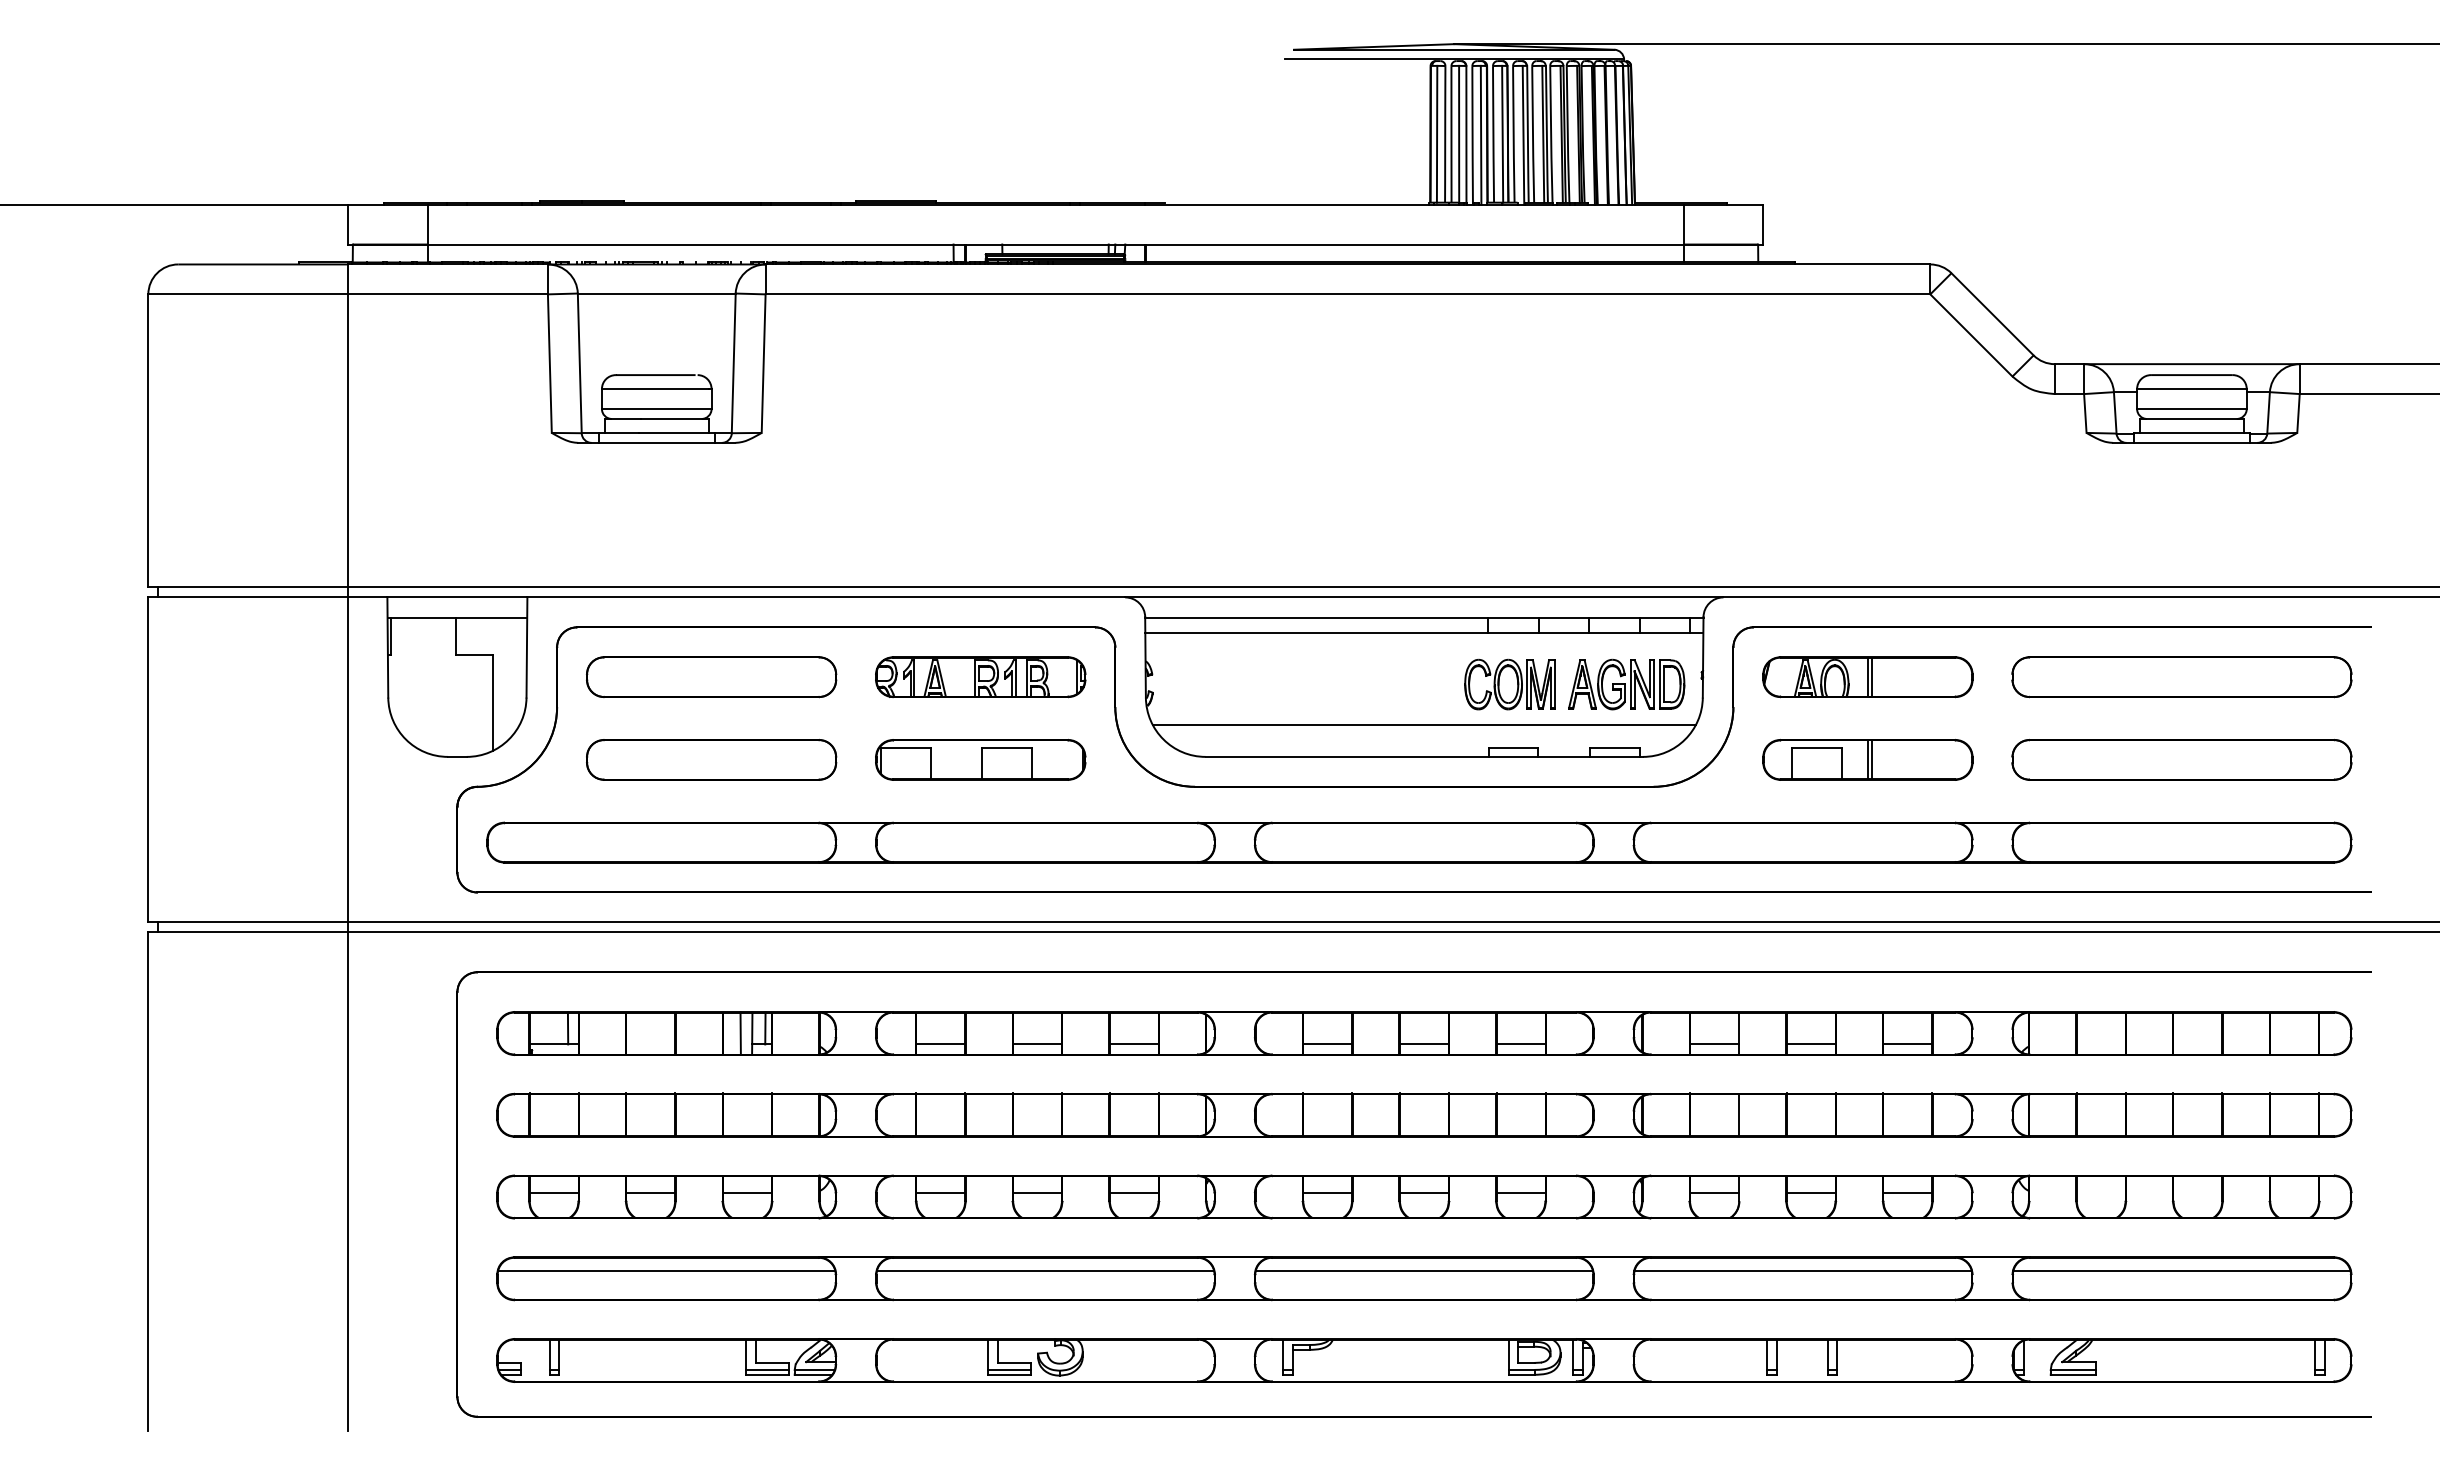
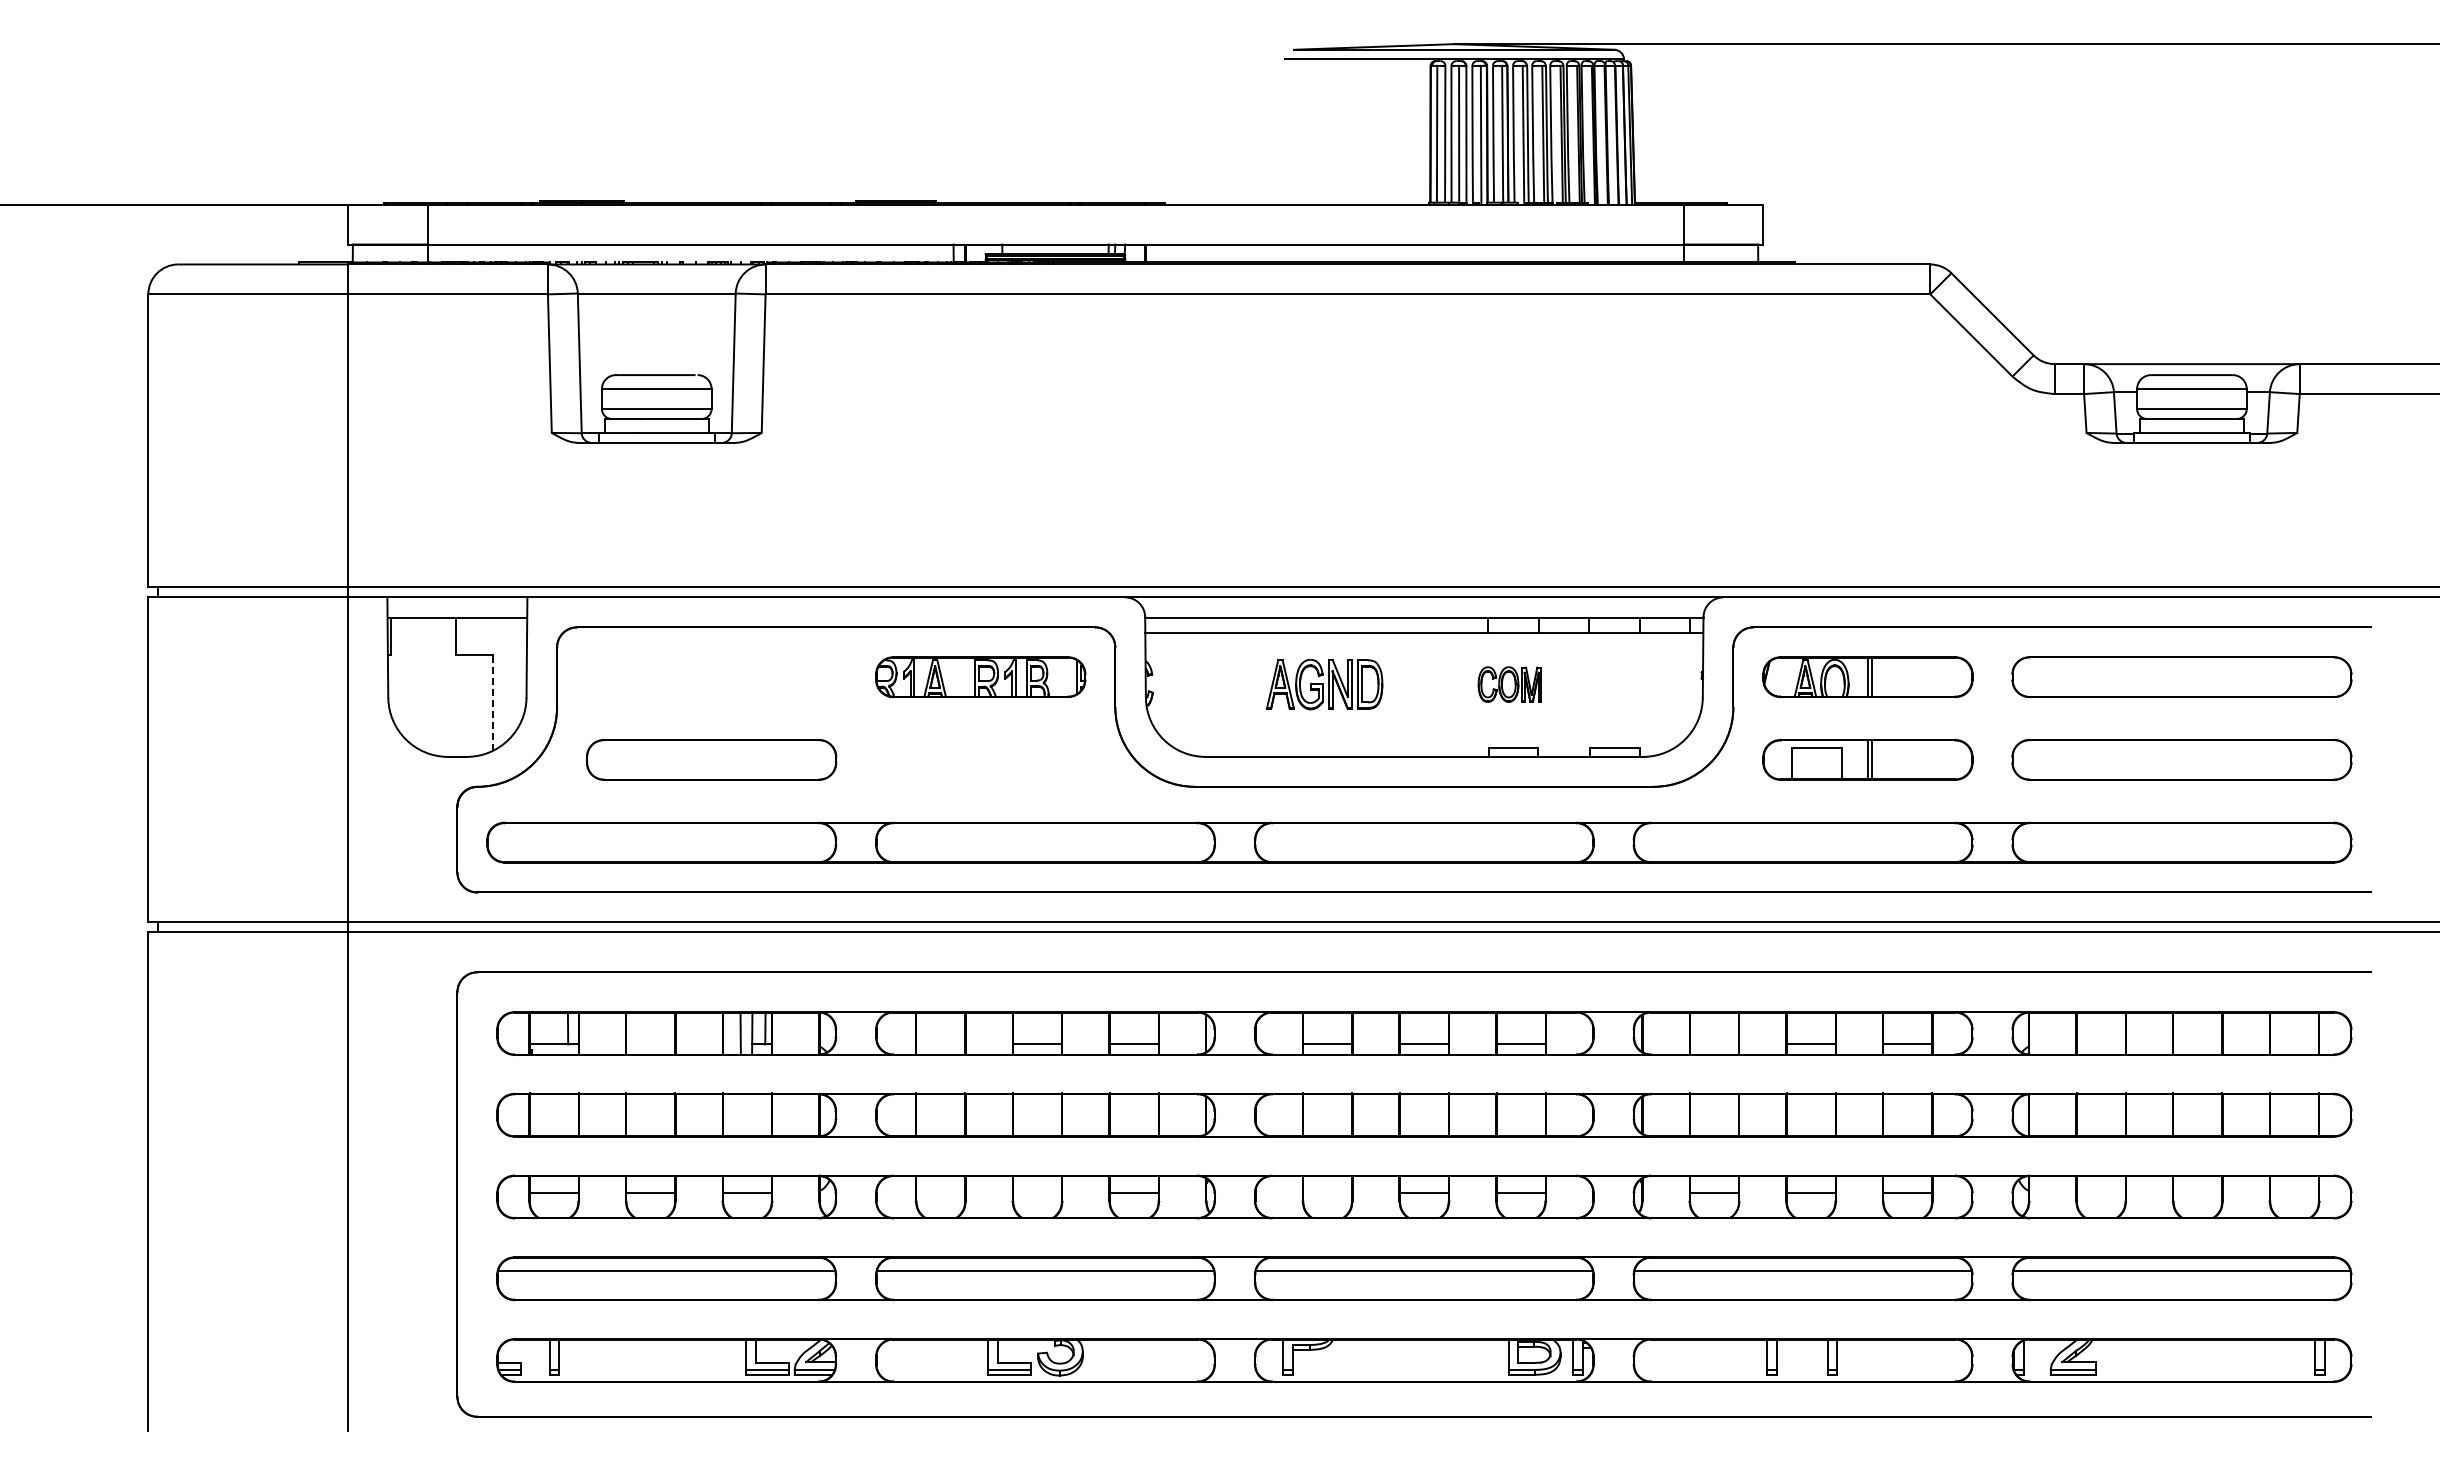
part: present -> none (711, 677)
part size: 92x53 px -> 65x37 px (1509, 684)
part position: (1626, 684) -> (1324, 684) (1324, 684)
line: solid -> dashed (493, 702)
line: present -> none (1423, 725)
part: present -> none (980, 759)
line: present -> none (940, 1044)
line: present -> none (1714, 1044)
line: present -> none (940, 1193)
line: present -> none (1037, 1193)
line: present -> none (1327, 1193)
